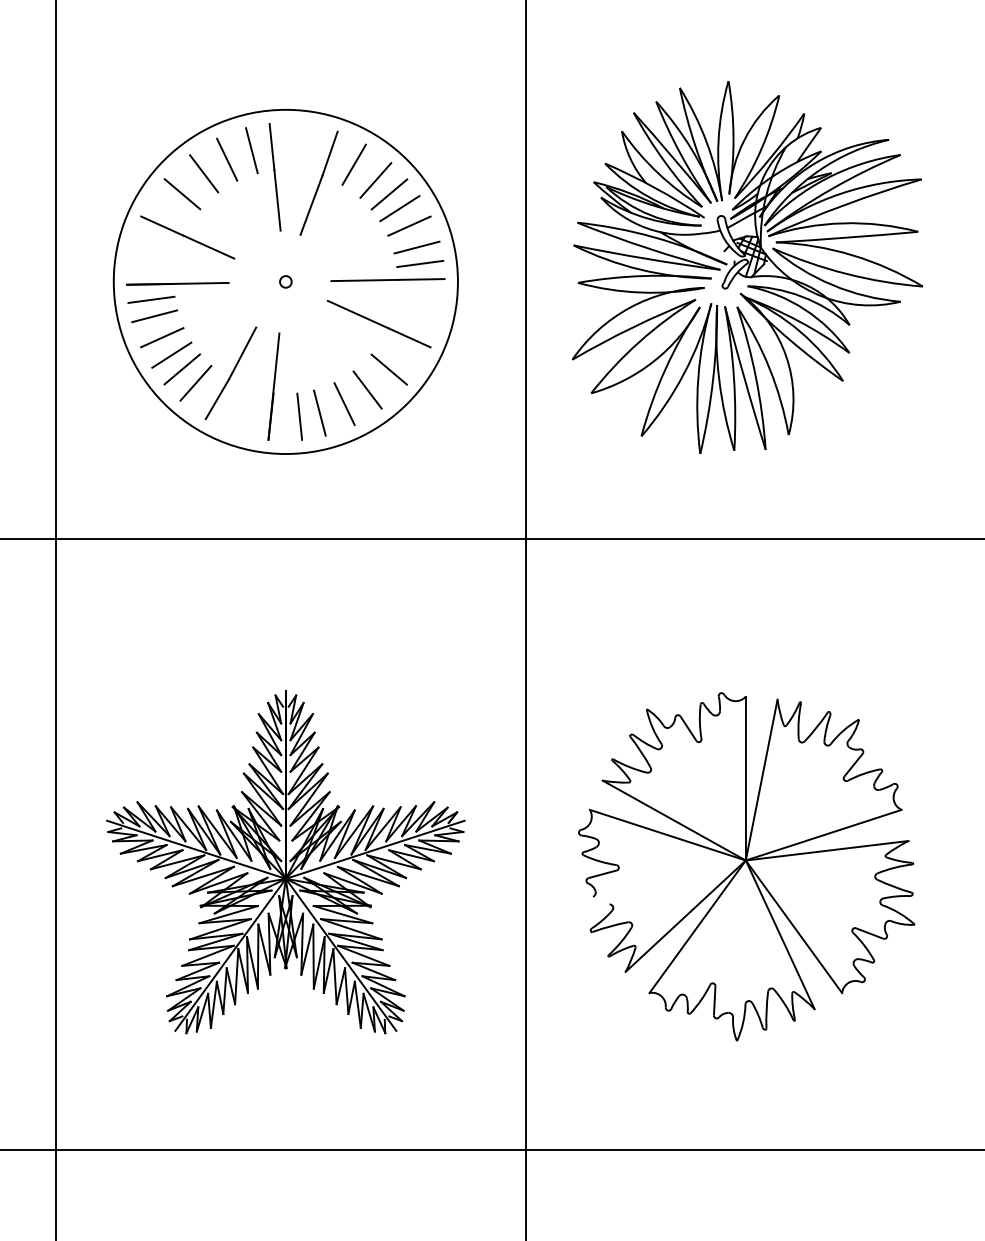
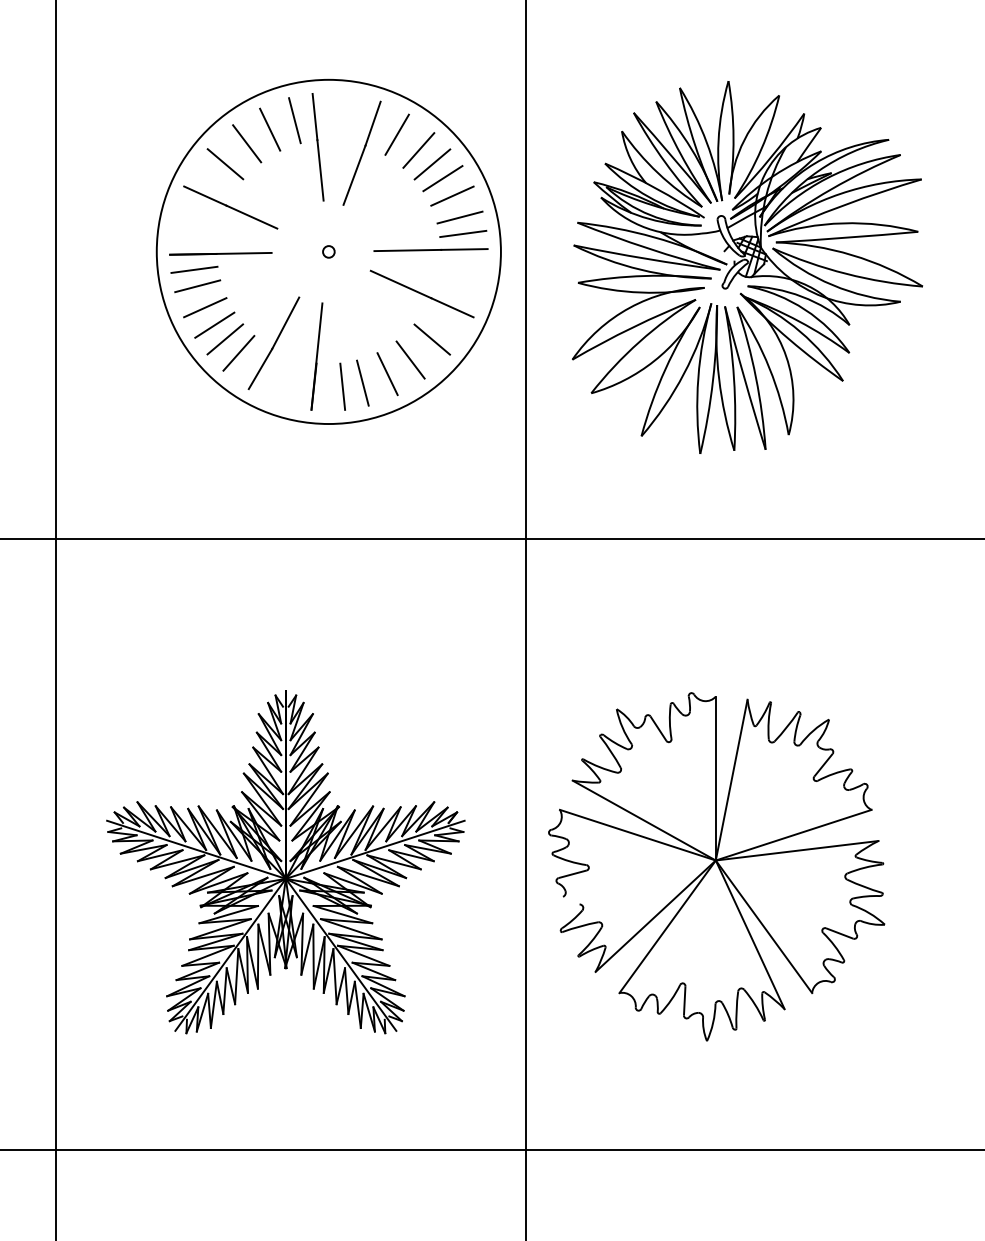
part position: (285, 281) -> (328, 251) (328, 251)
part position: (746, 866) -> (716, 866) (716, 866)
